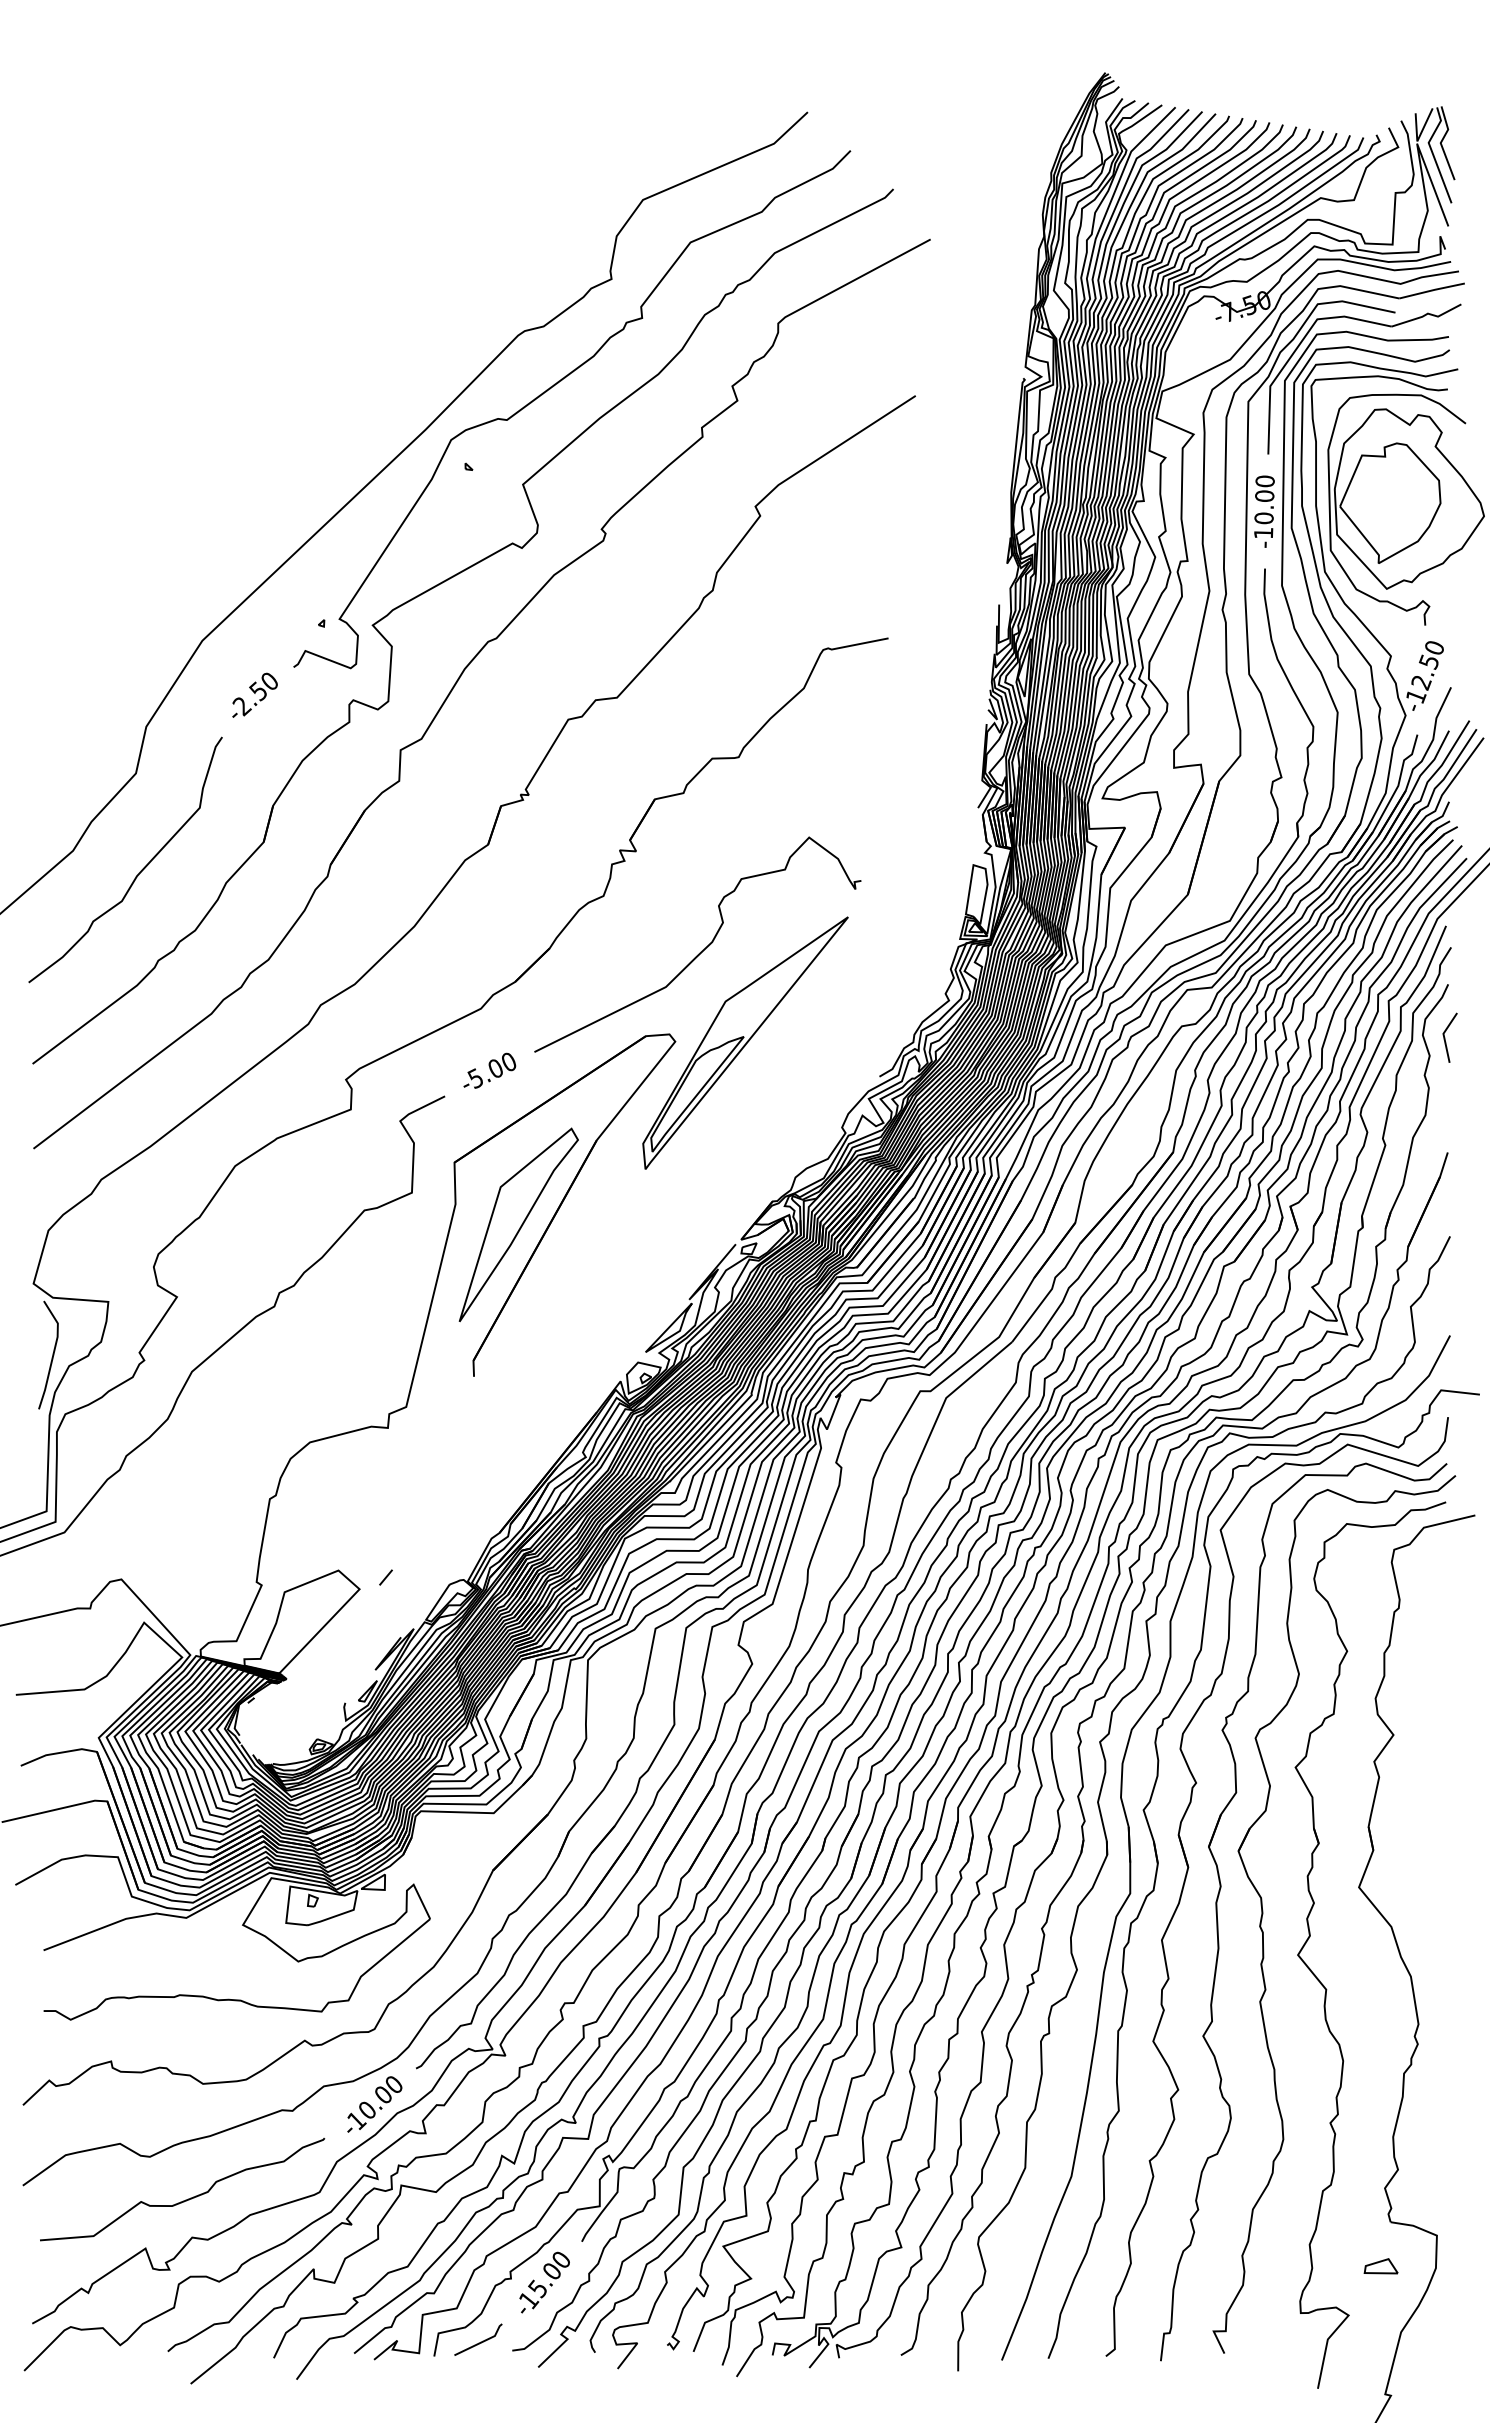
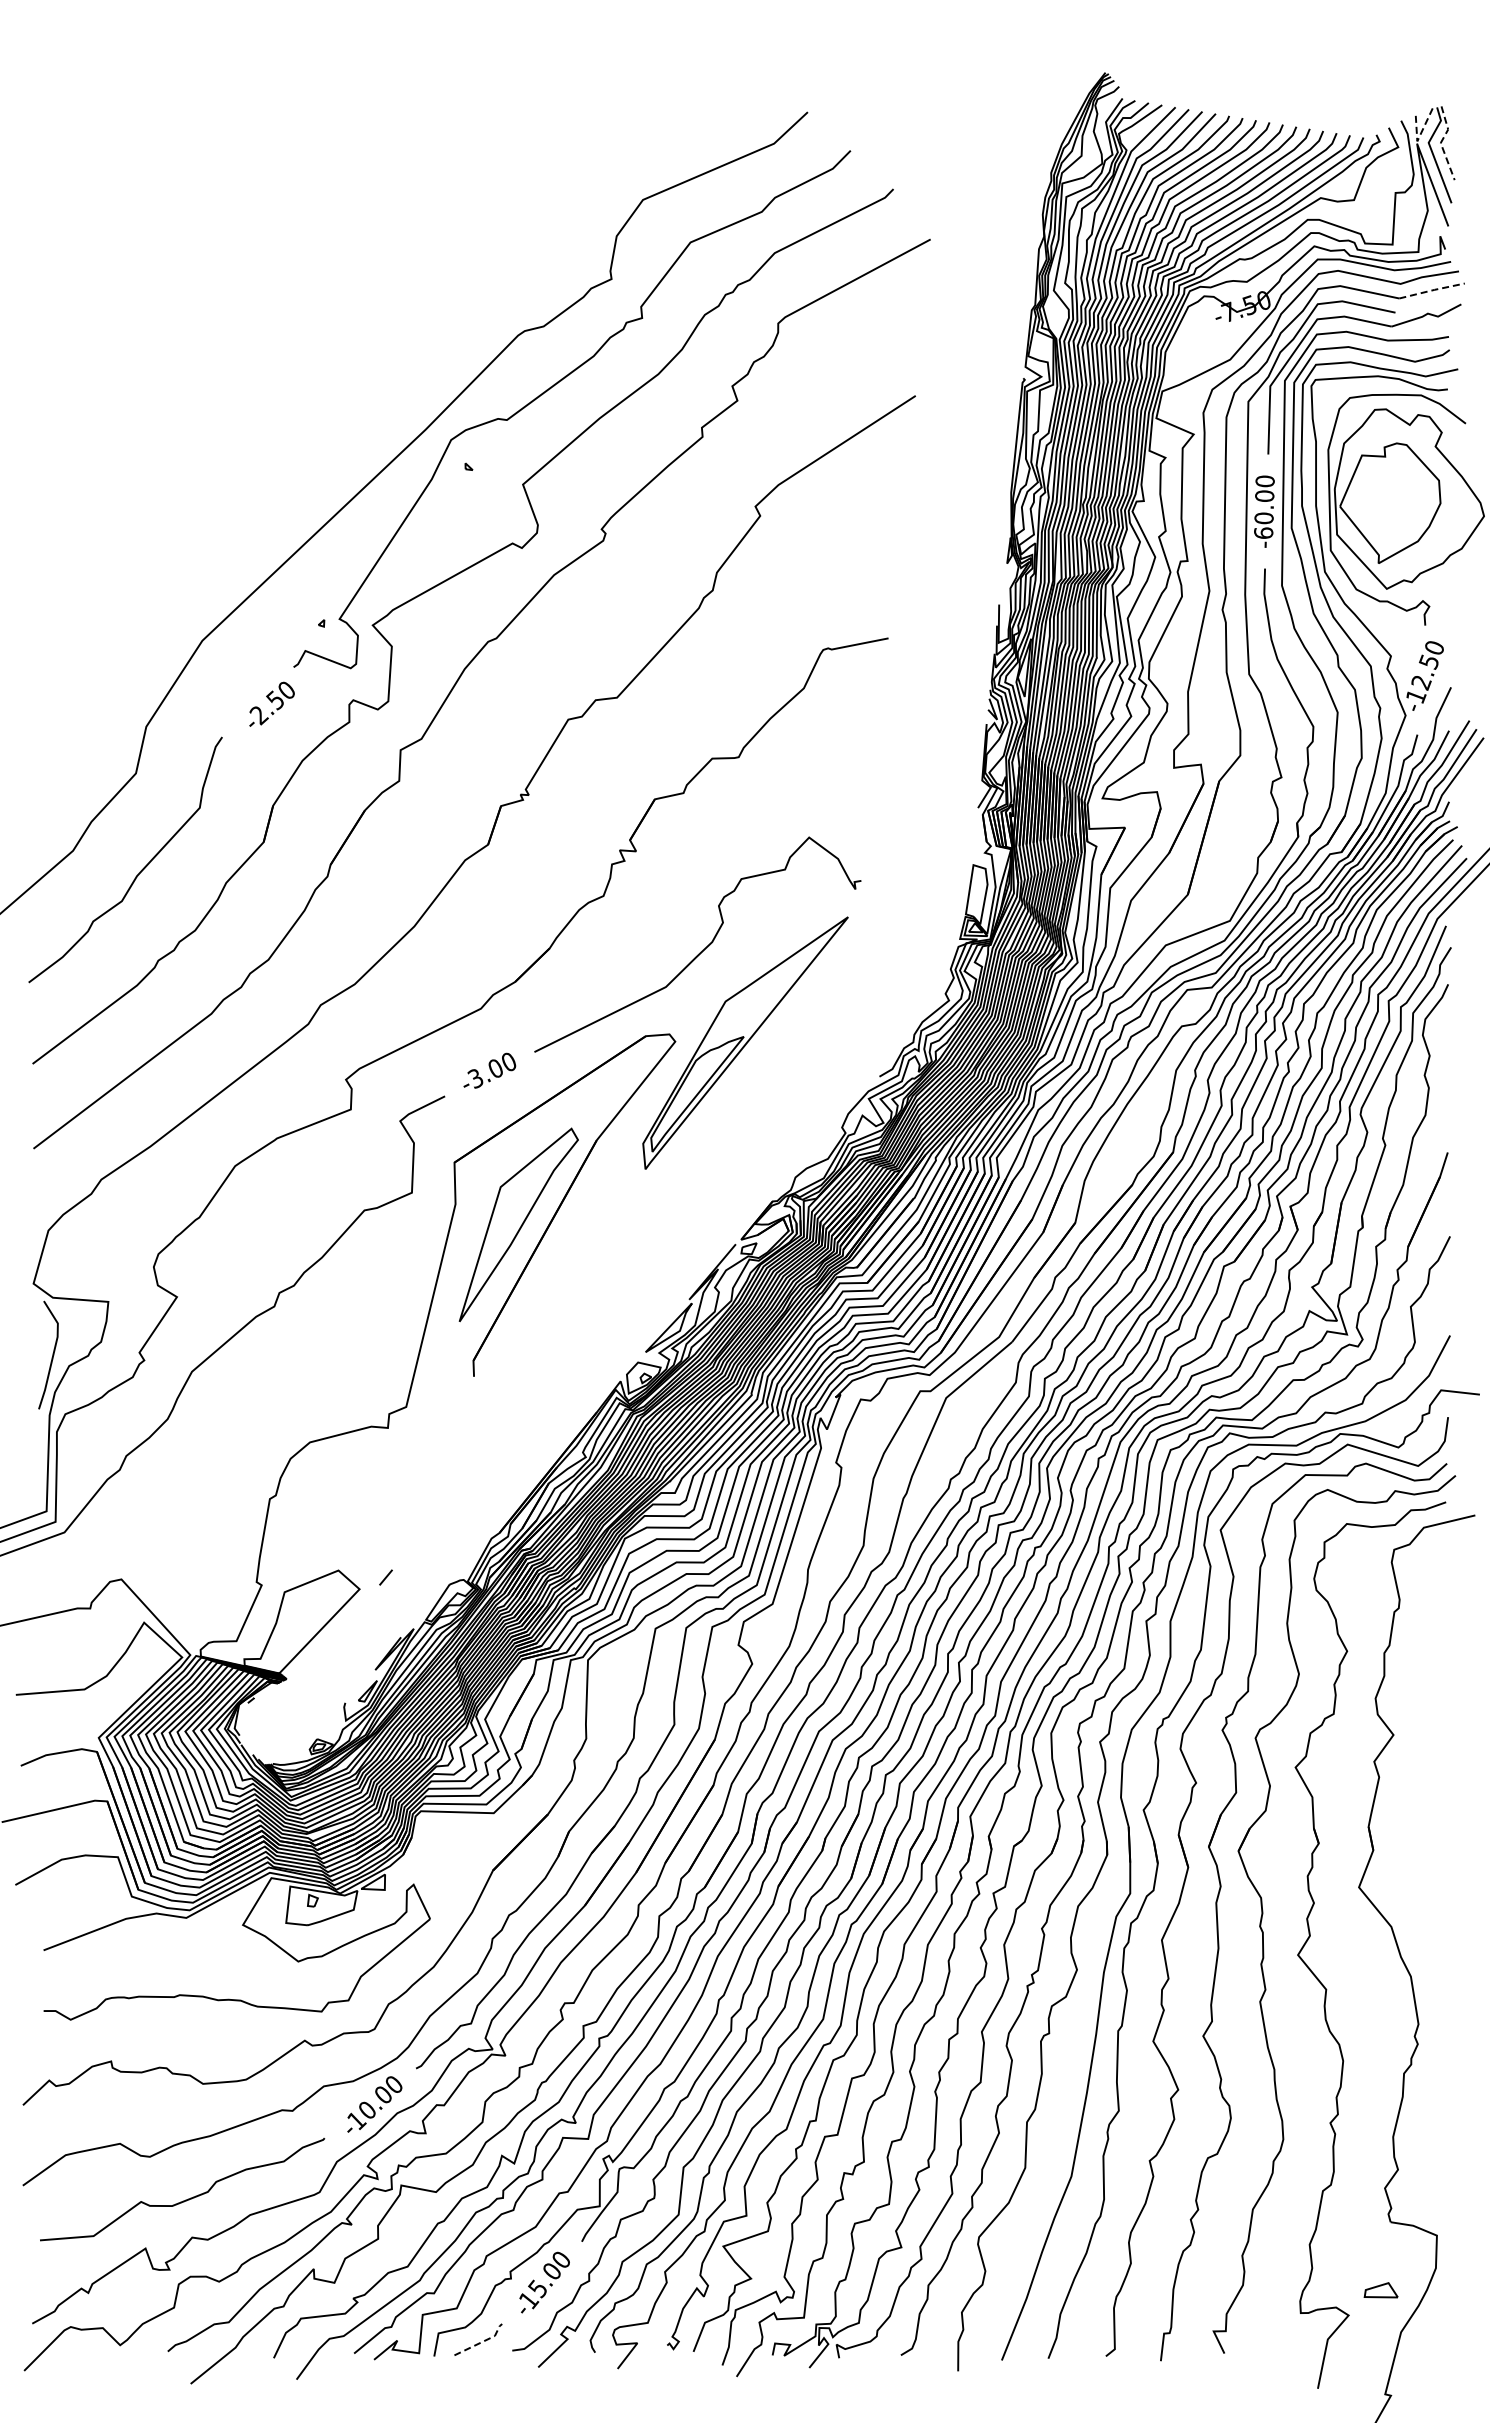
line: solid -> dashed (1418, 138)
line: solid -> dashed (1440, 143)
line: solid -> dashed (1432, 290)
text: -10.00 -> -60.00 (1263, 532)
text position: (254, 694) -> (271, 703) (271, 703)
line: present -> none (1445, 1037)
text: -5.00 -> -3.00 (475, 1076)
part position: (1380, 2266) -> (1380, 2290) (1380, 2290)
line: solid -> dashed (482, 2342)
